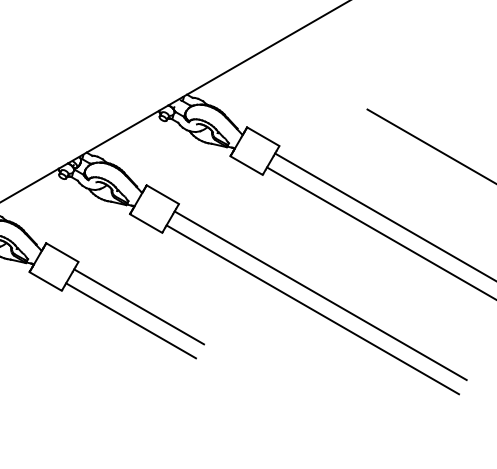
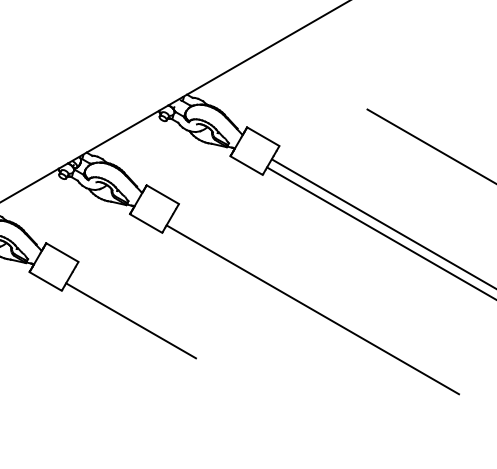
line position: (384, 216) -> (382, 223) (382, 223)
line: present -> none (320, 295)
line: present -> none (139, 306)
